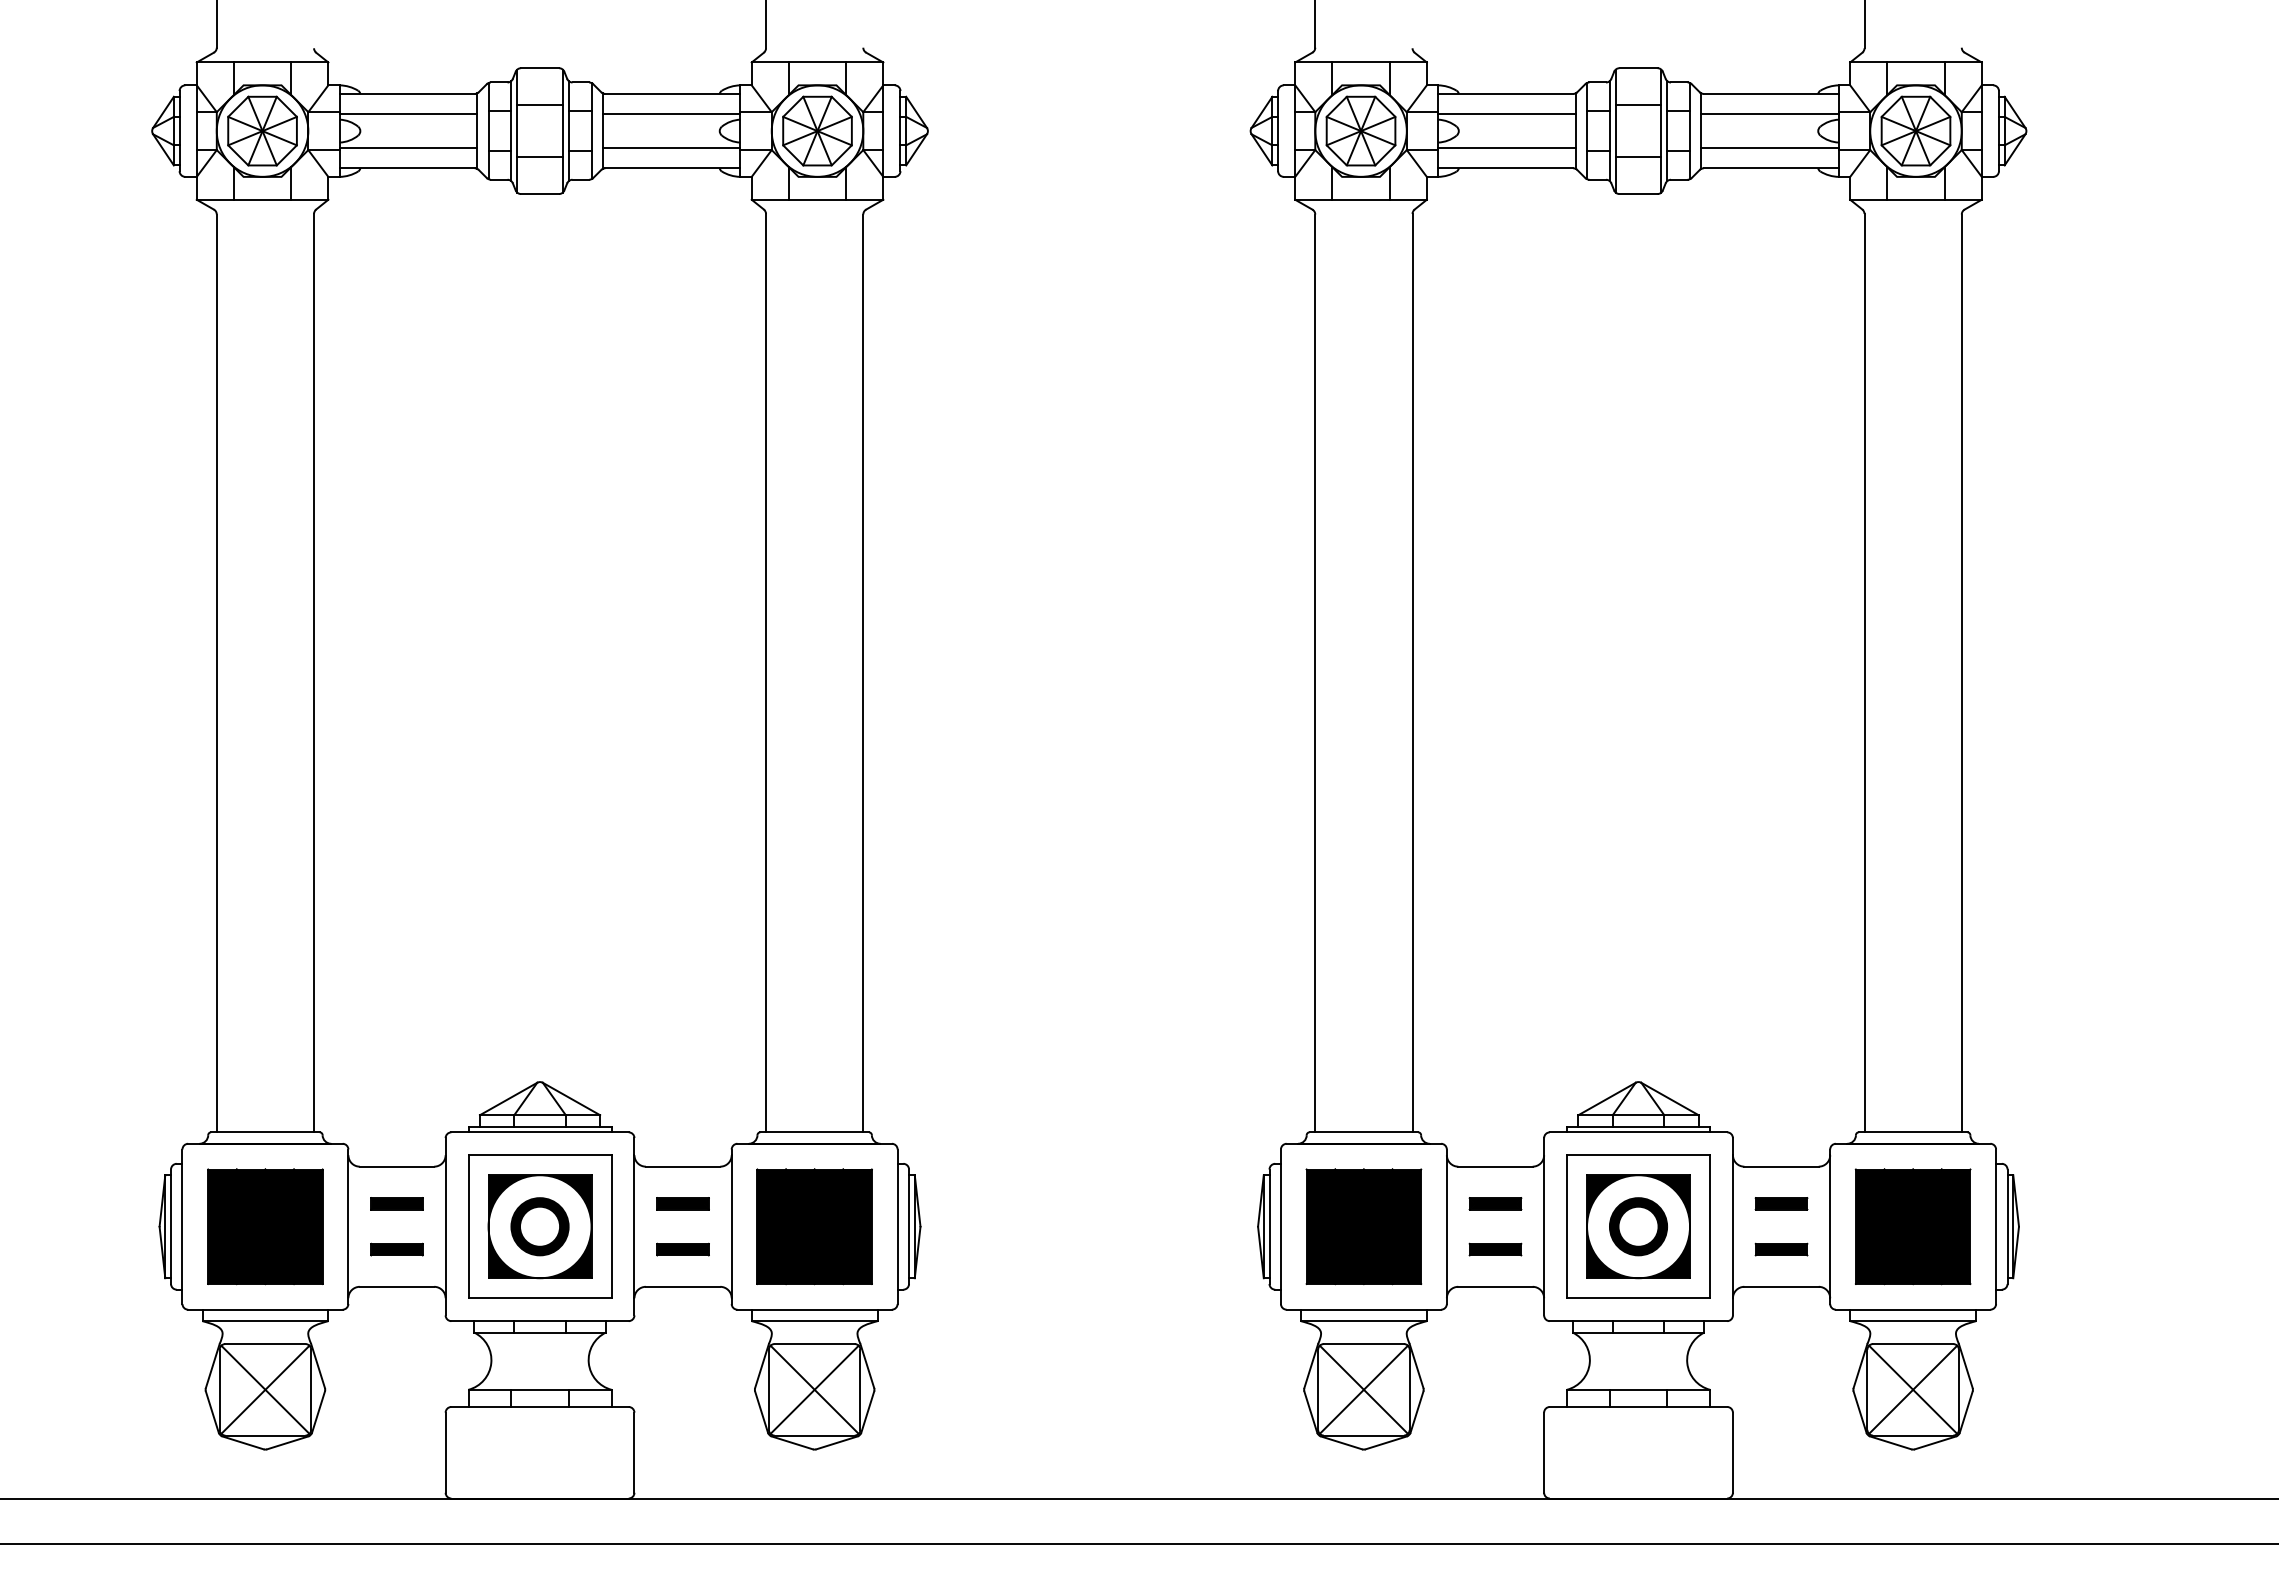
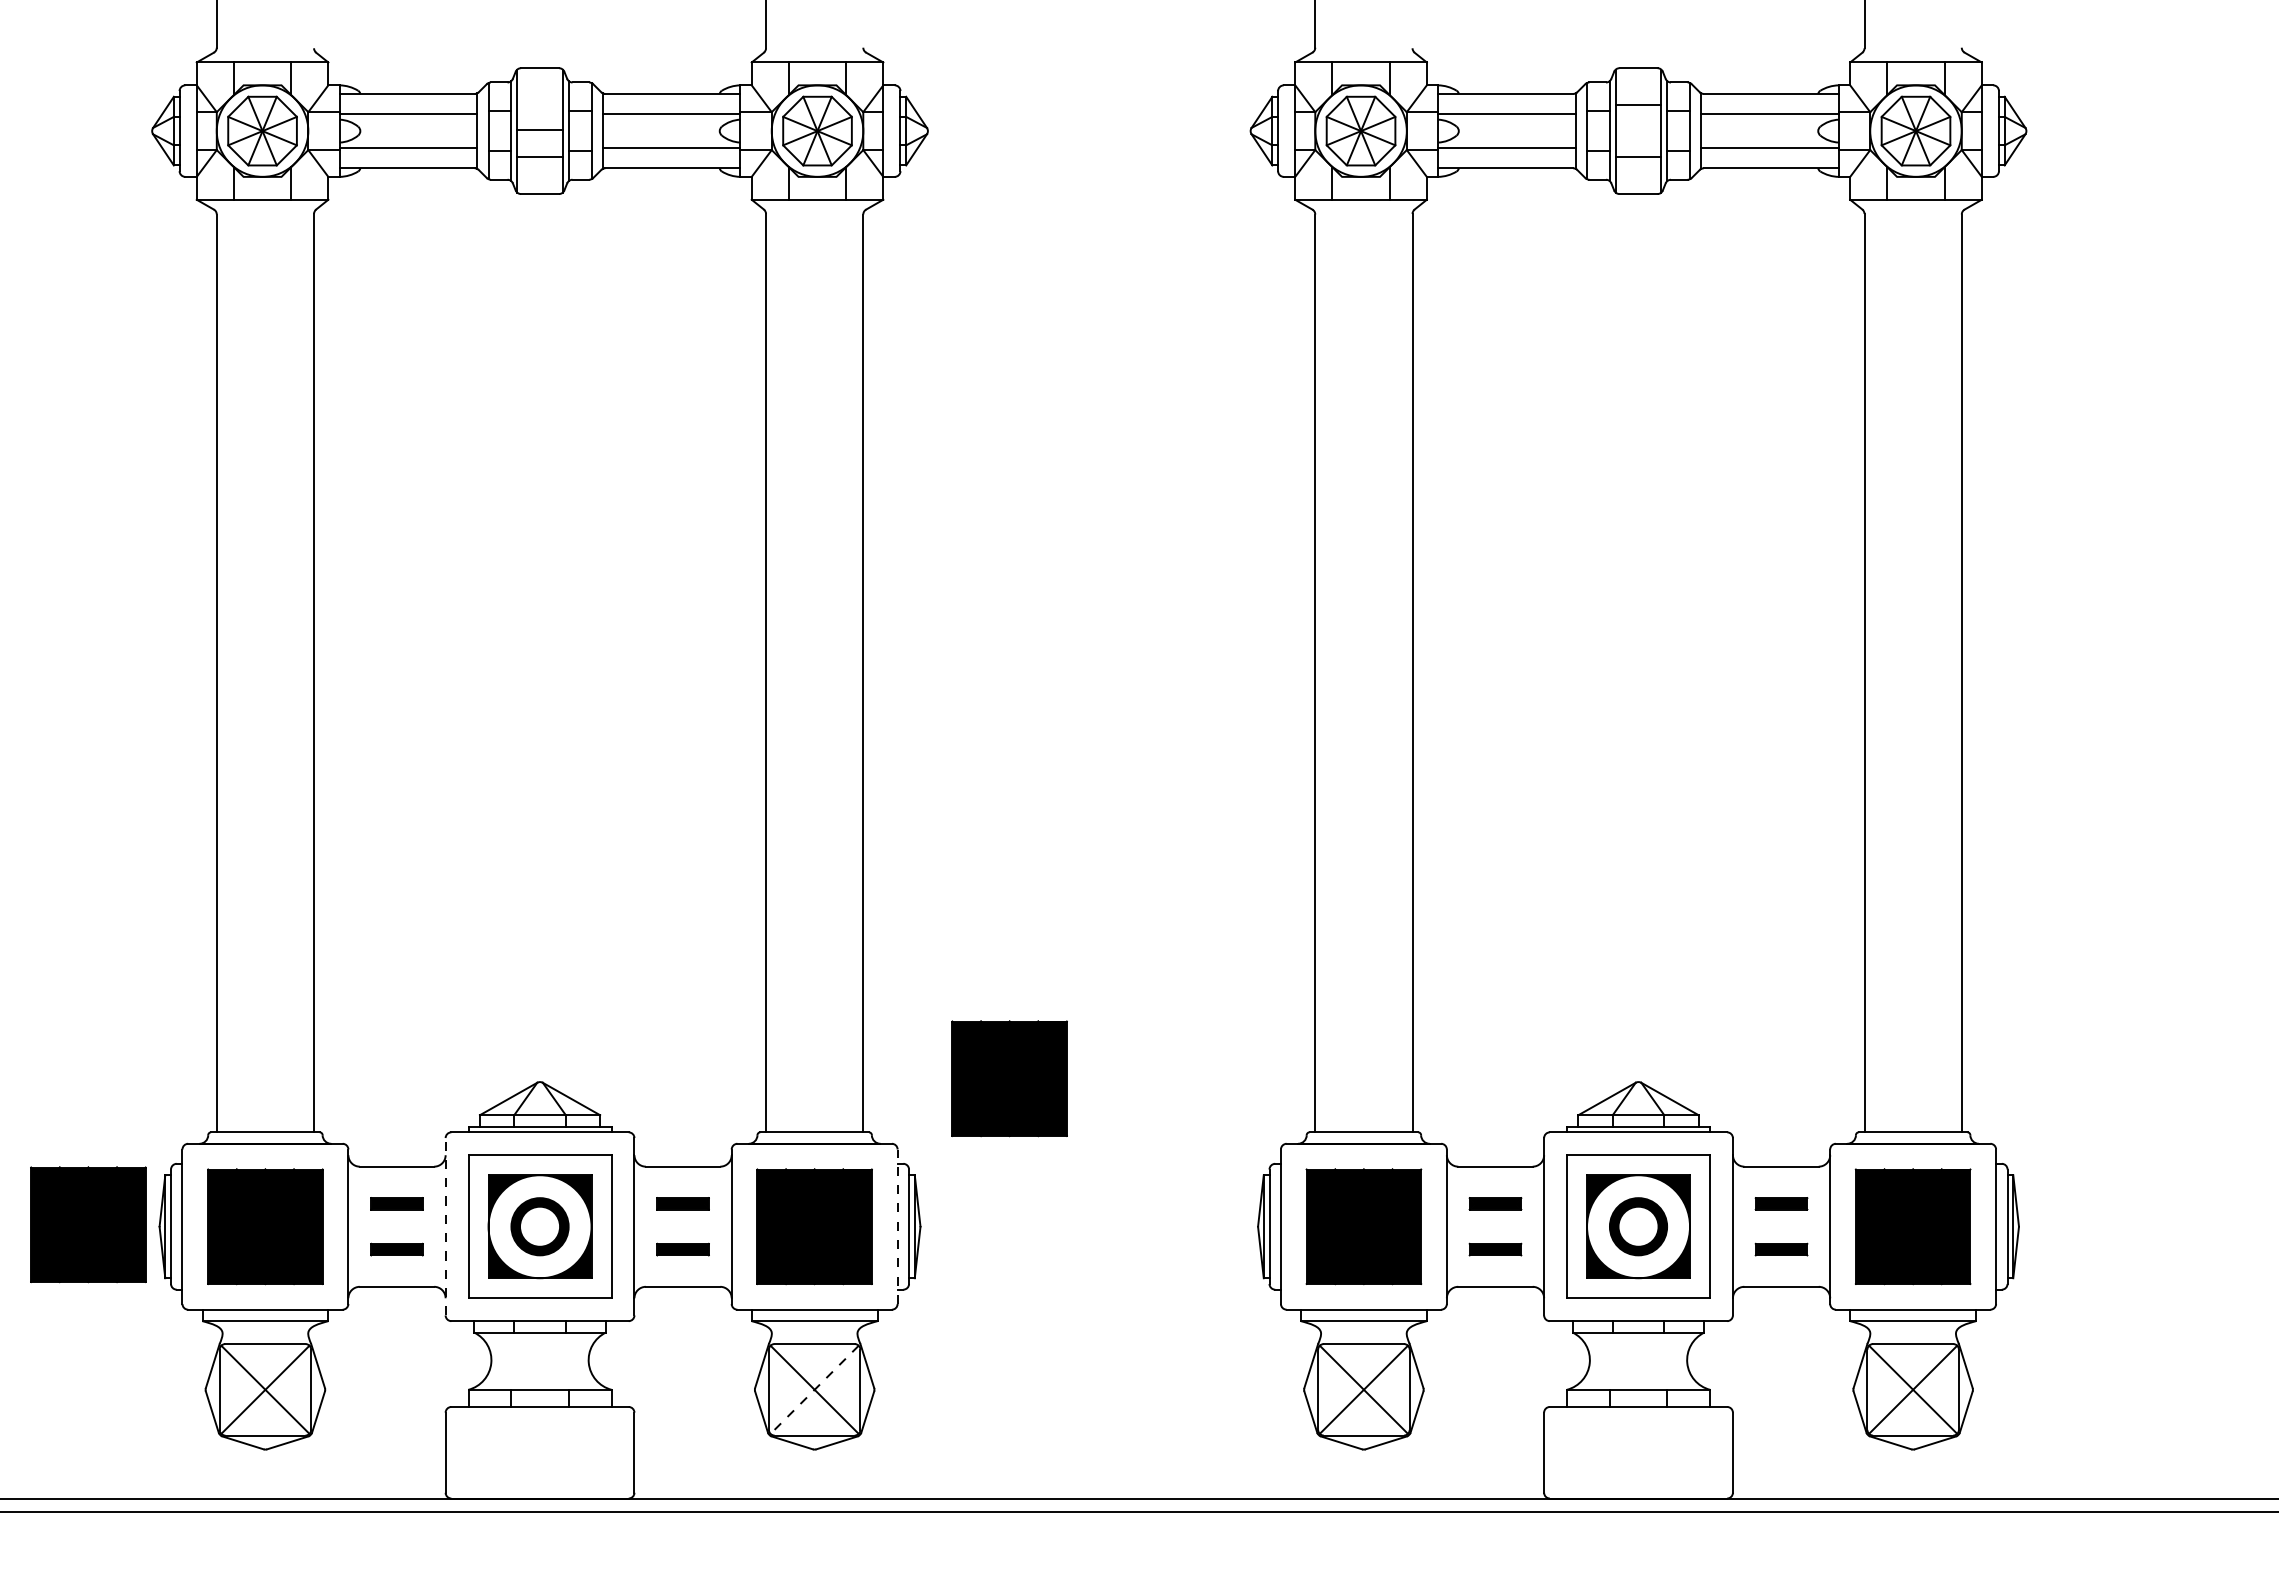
line position: (539, 105) -> (539, 130) (539, 130)
part: none -> present (1009, 1078)
part: none -> present (88, 1224)
line: solid -> dashed (445, 1226)
line: solid -> dashed (897, 1226)
line: solid -> dashed (814, 1390)
line position: (1138, 1544) -> (1138, 1512) (1138, 1512)
